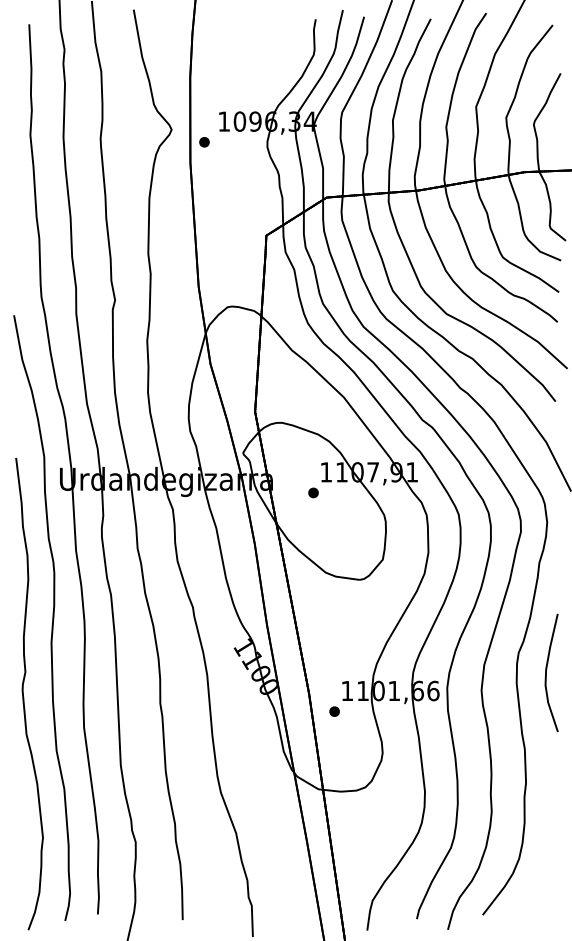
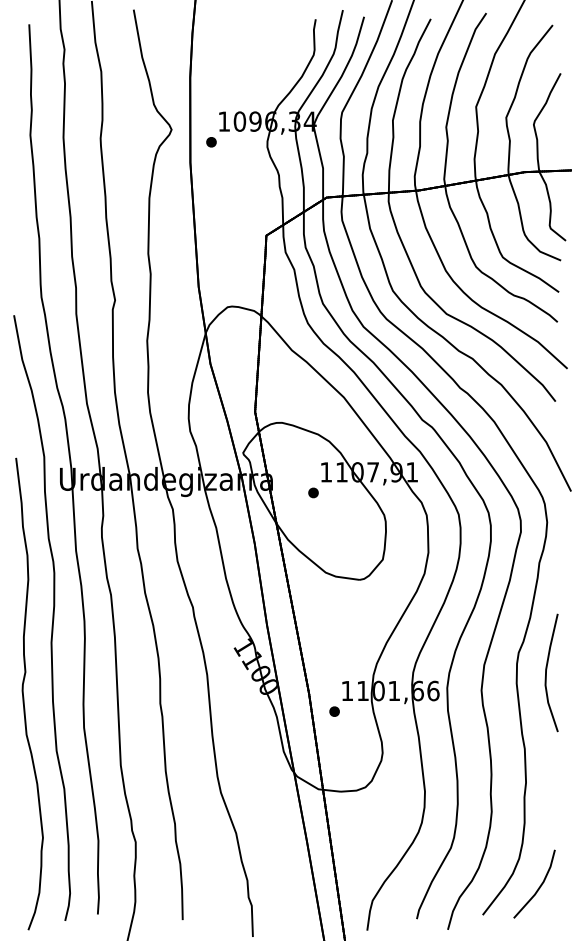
part position: (204, 142) -> (211, 142) (211, 142)
line: none -> present (538, 887)
